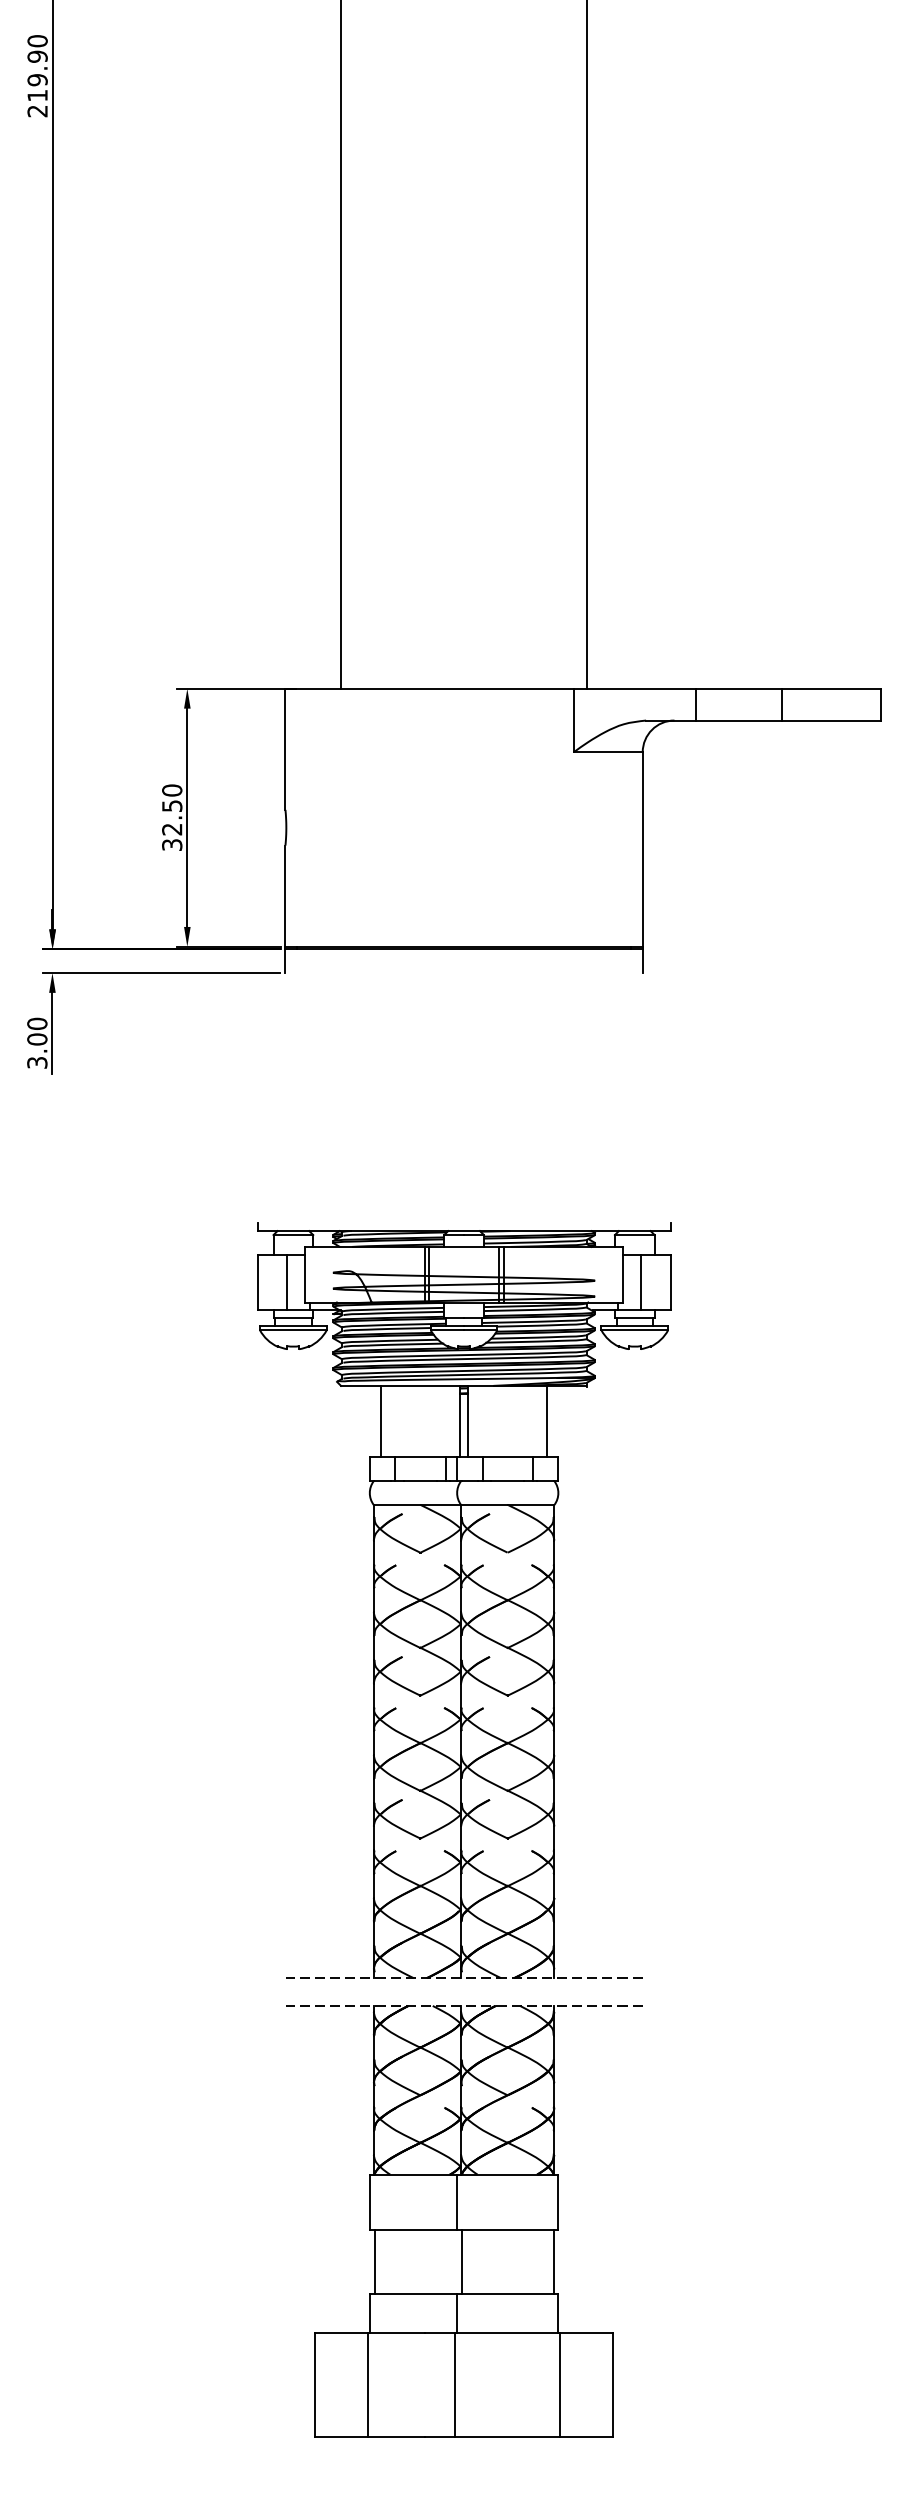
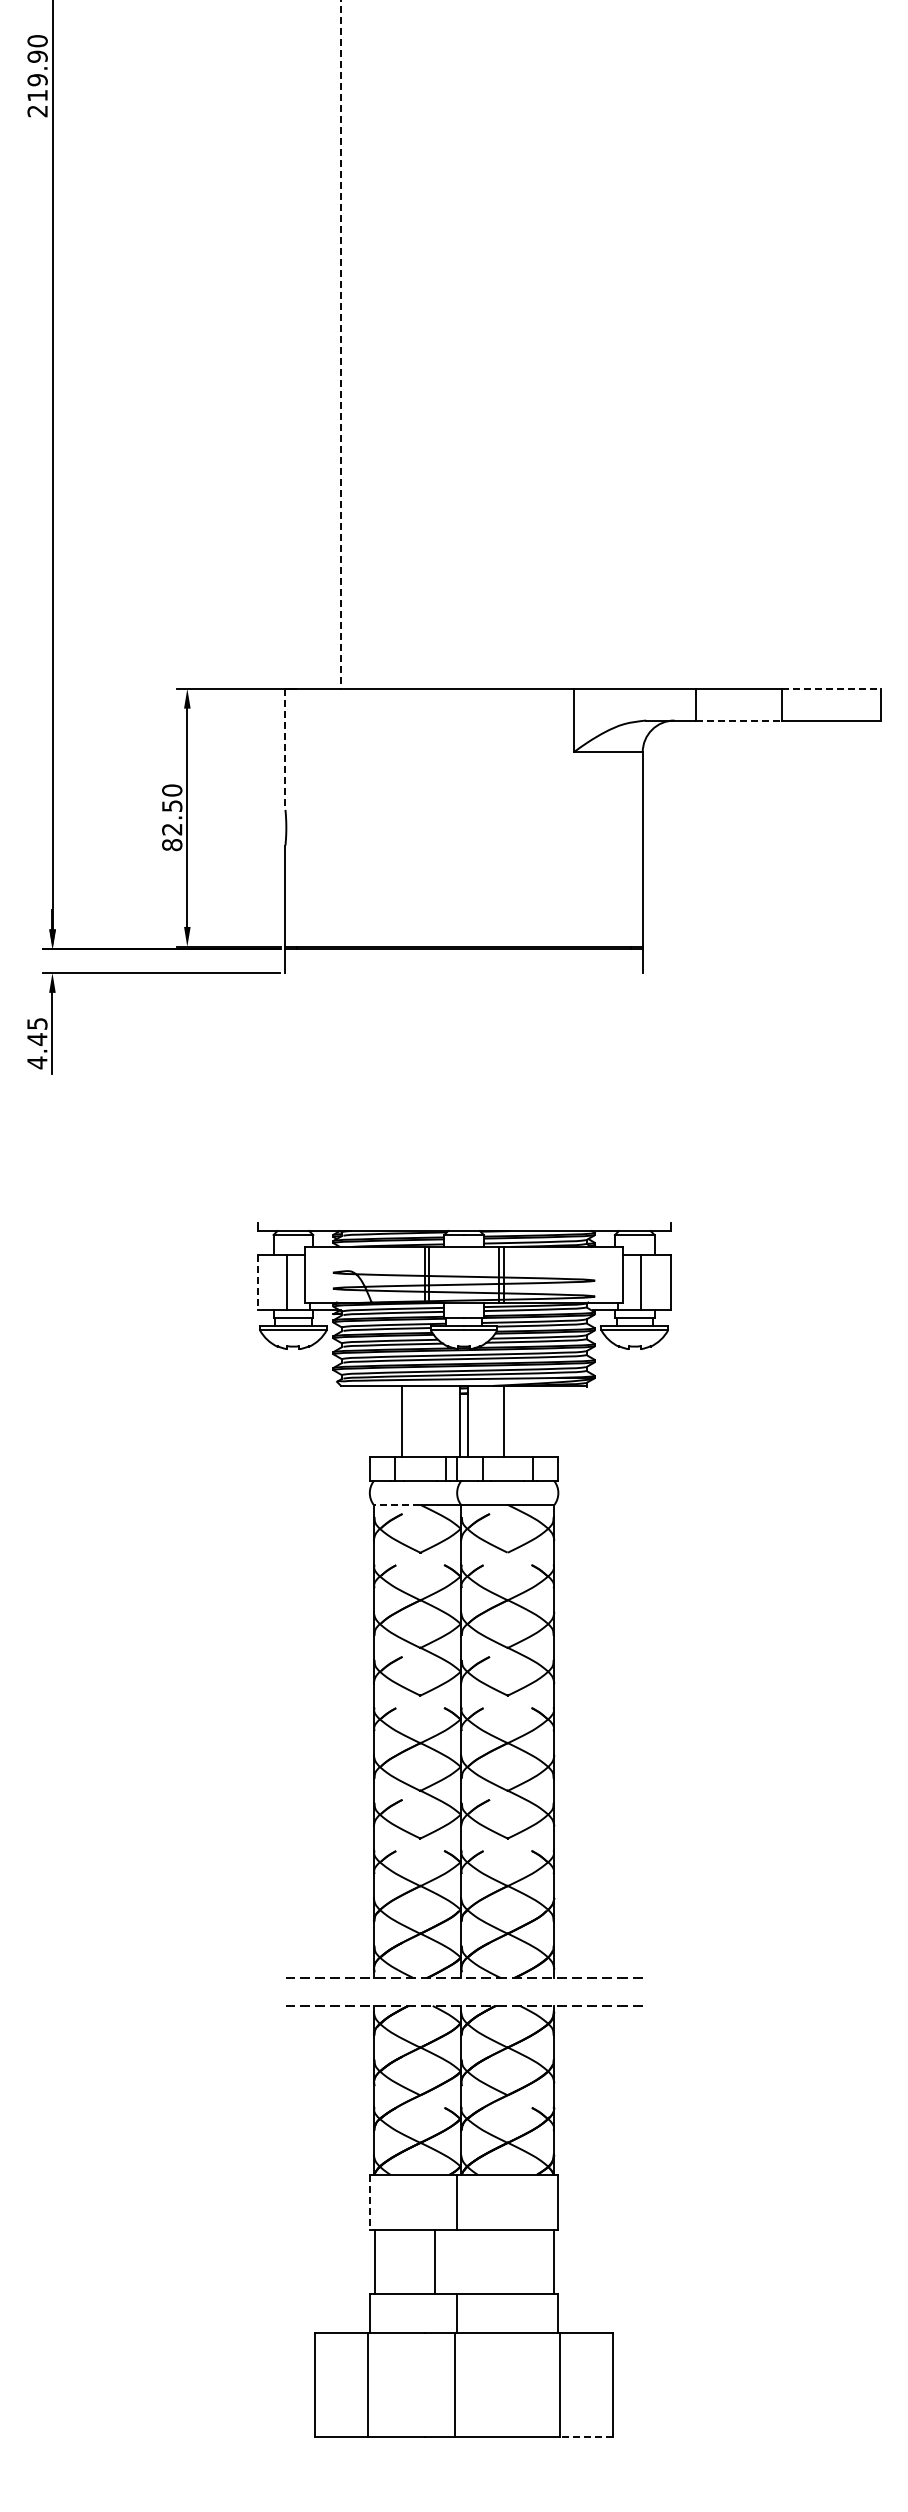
line: solid -> dashed (341, 344)
line: present -> none (587, 345)
line: solid -> dashed (831, 688)
line: solid -> dashed (739, 720)
line: solid -> dashed (285, 749)
text: 32.50 -> 82.50 (172, 845)
text: 3.00 -> 4.45 (37, 1043)
line: solid -> dashed (257, 1282)
line position: (380, 1421) -> (401, 1421) (401, 1421)
line position: (547, 1421) -> (504, 1421) (504, 1421)
line: solid -> dashed (396, 1504)
line: solid -> dashed (369, 2202)
line position: (461, 2261) -> (434, 2261) (434, 2261)
line: solid -> dashed (586, 2436)
